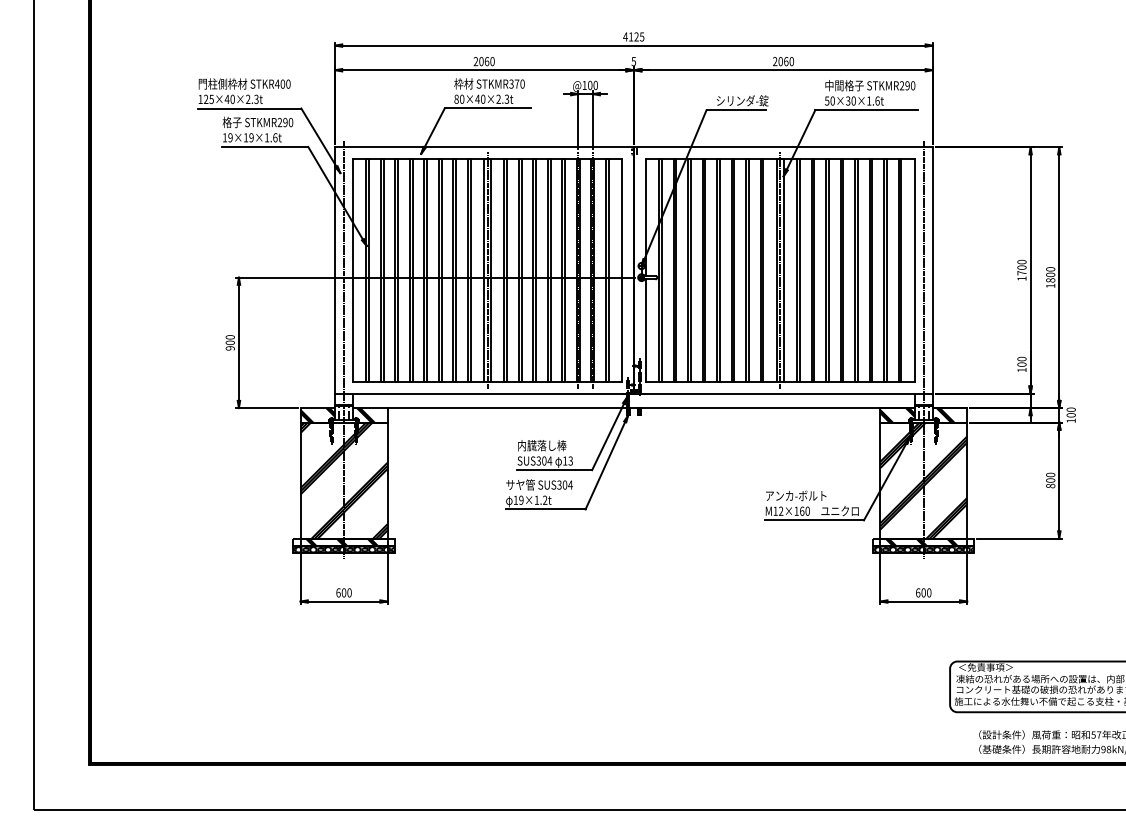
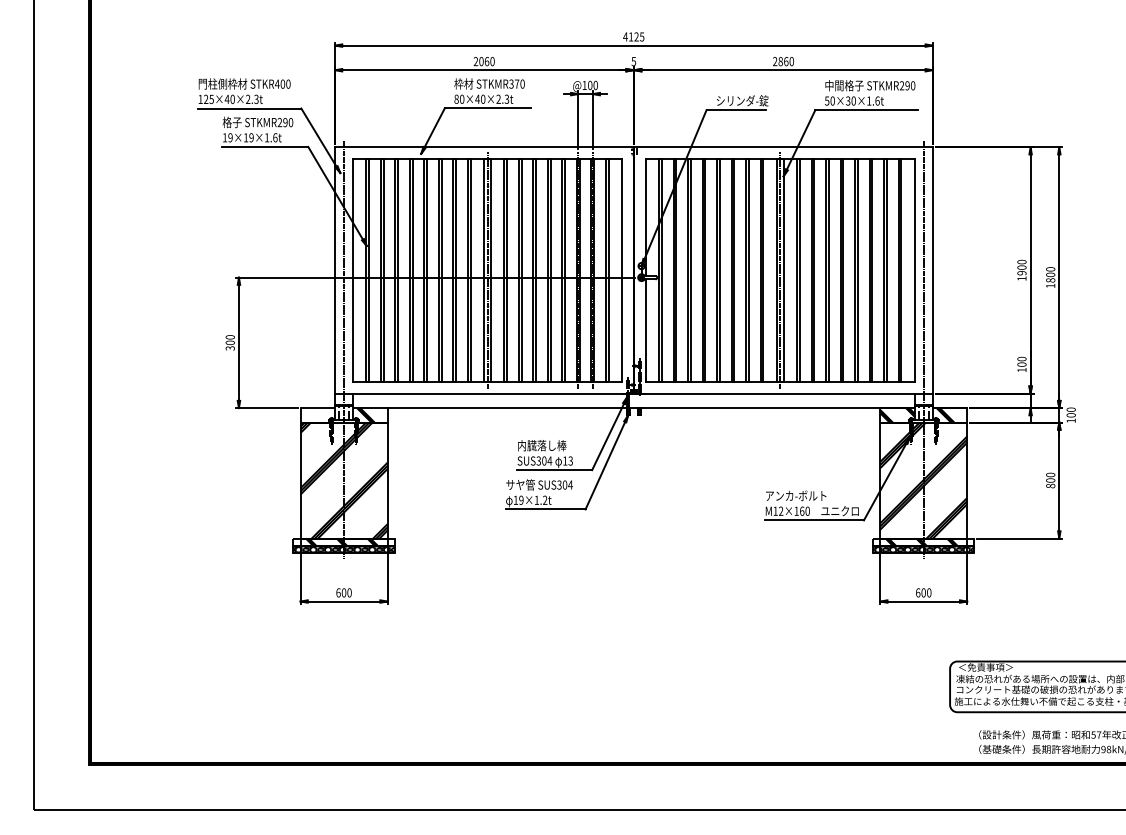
text: 2060 -> 2860 (780, 61)
text: 1700 -> 1900 (1021, 273)
text: 900 -> 300 (230, 348)
hatch: present -> none (317, 415)
